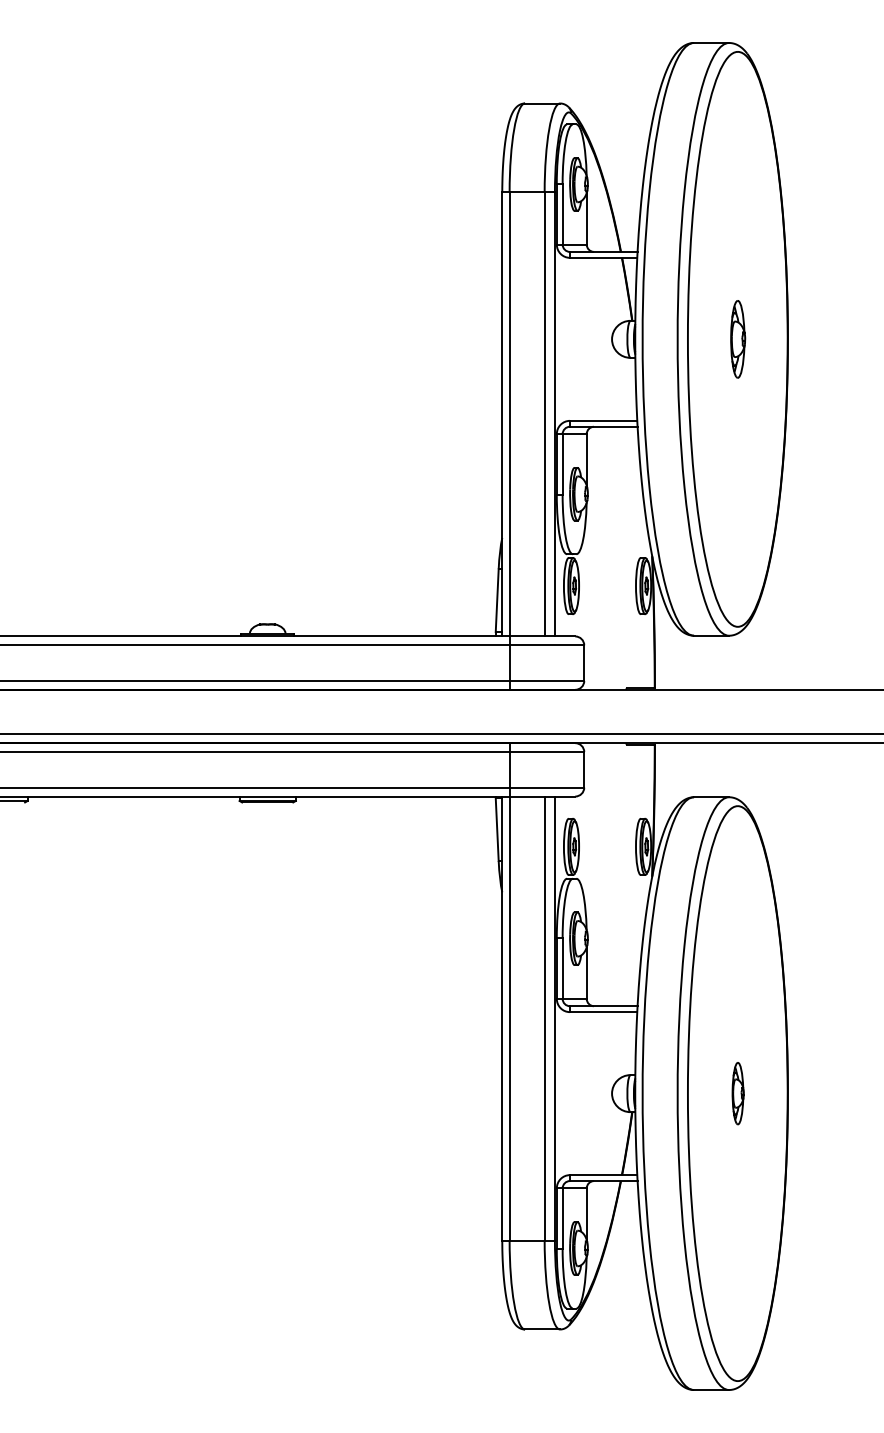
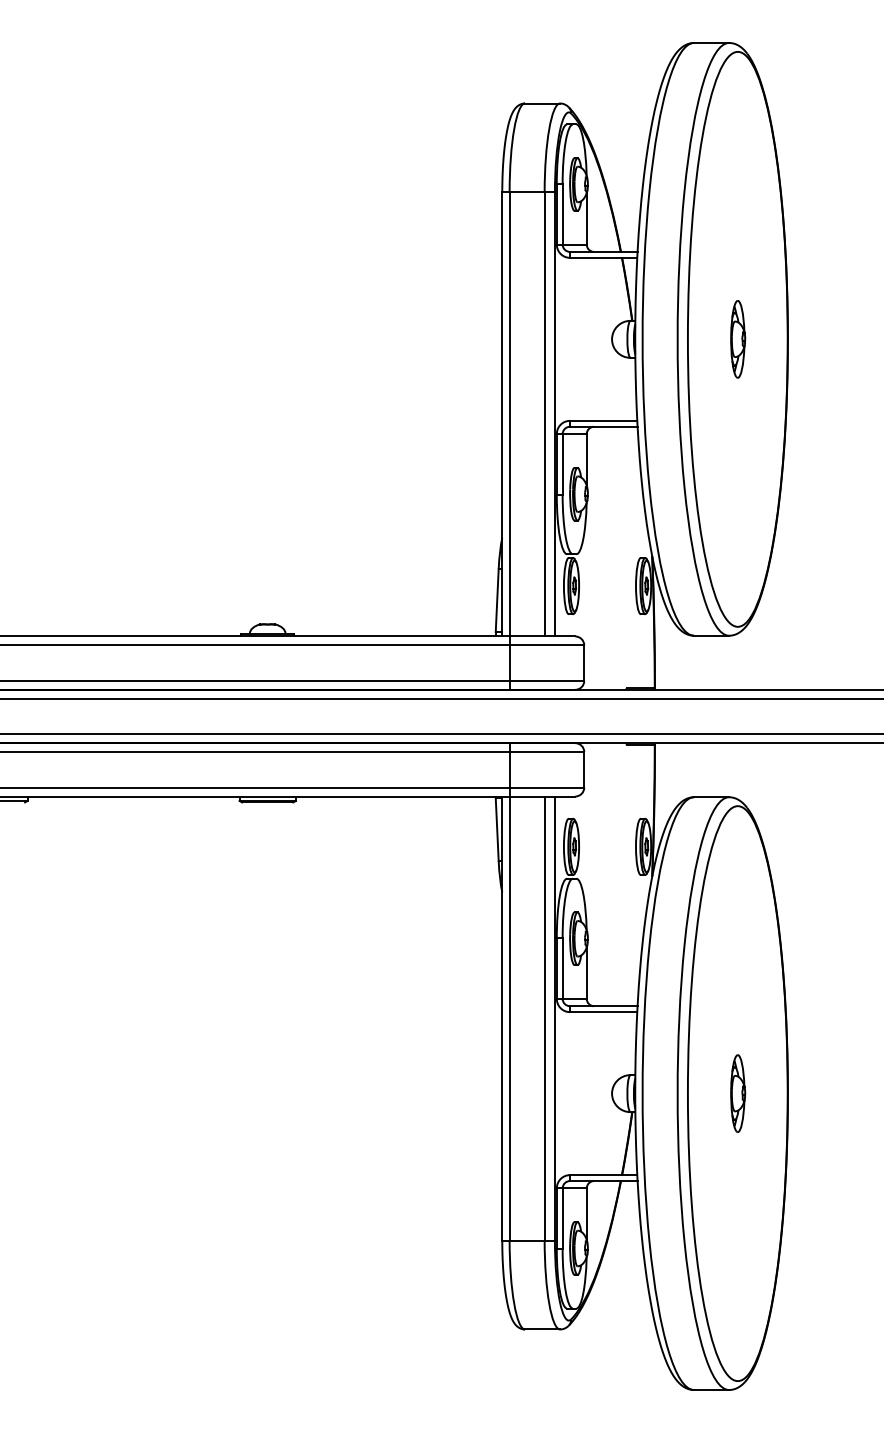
line: none -> present (441, 698)
part size: 14x64 px -> 17x79 px (738, 1093)
